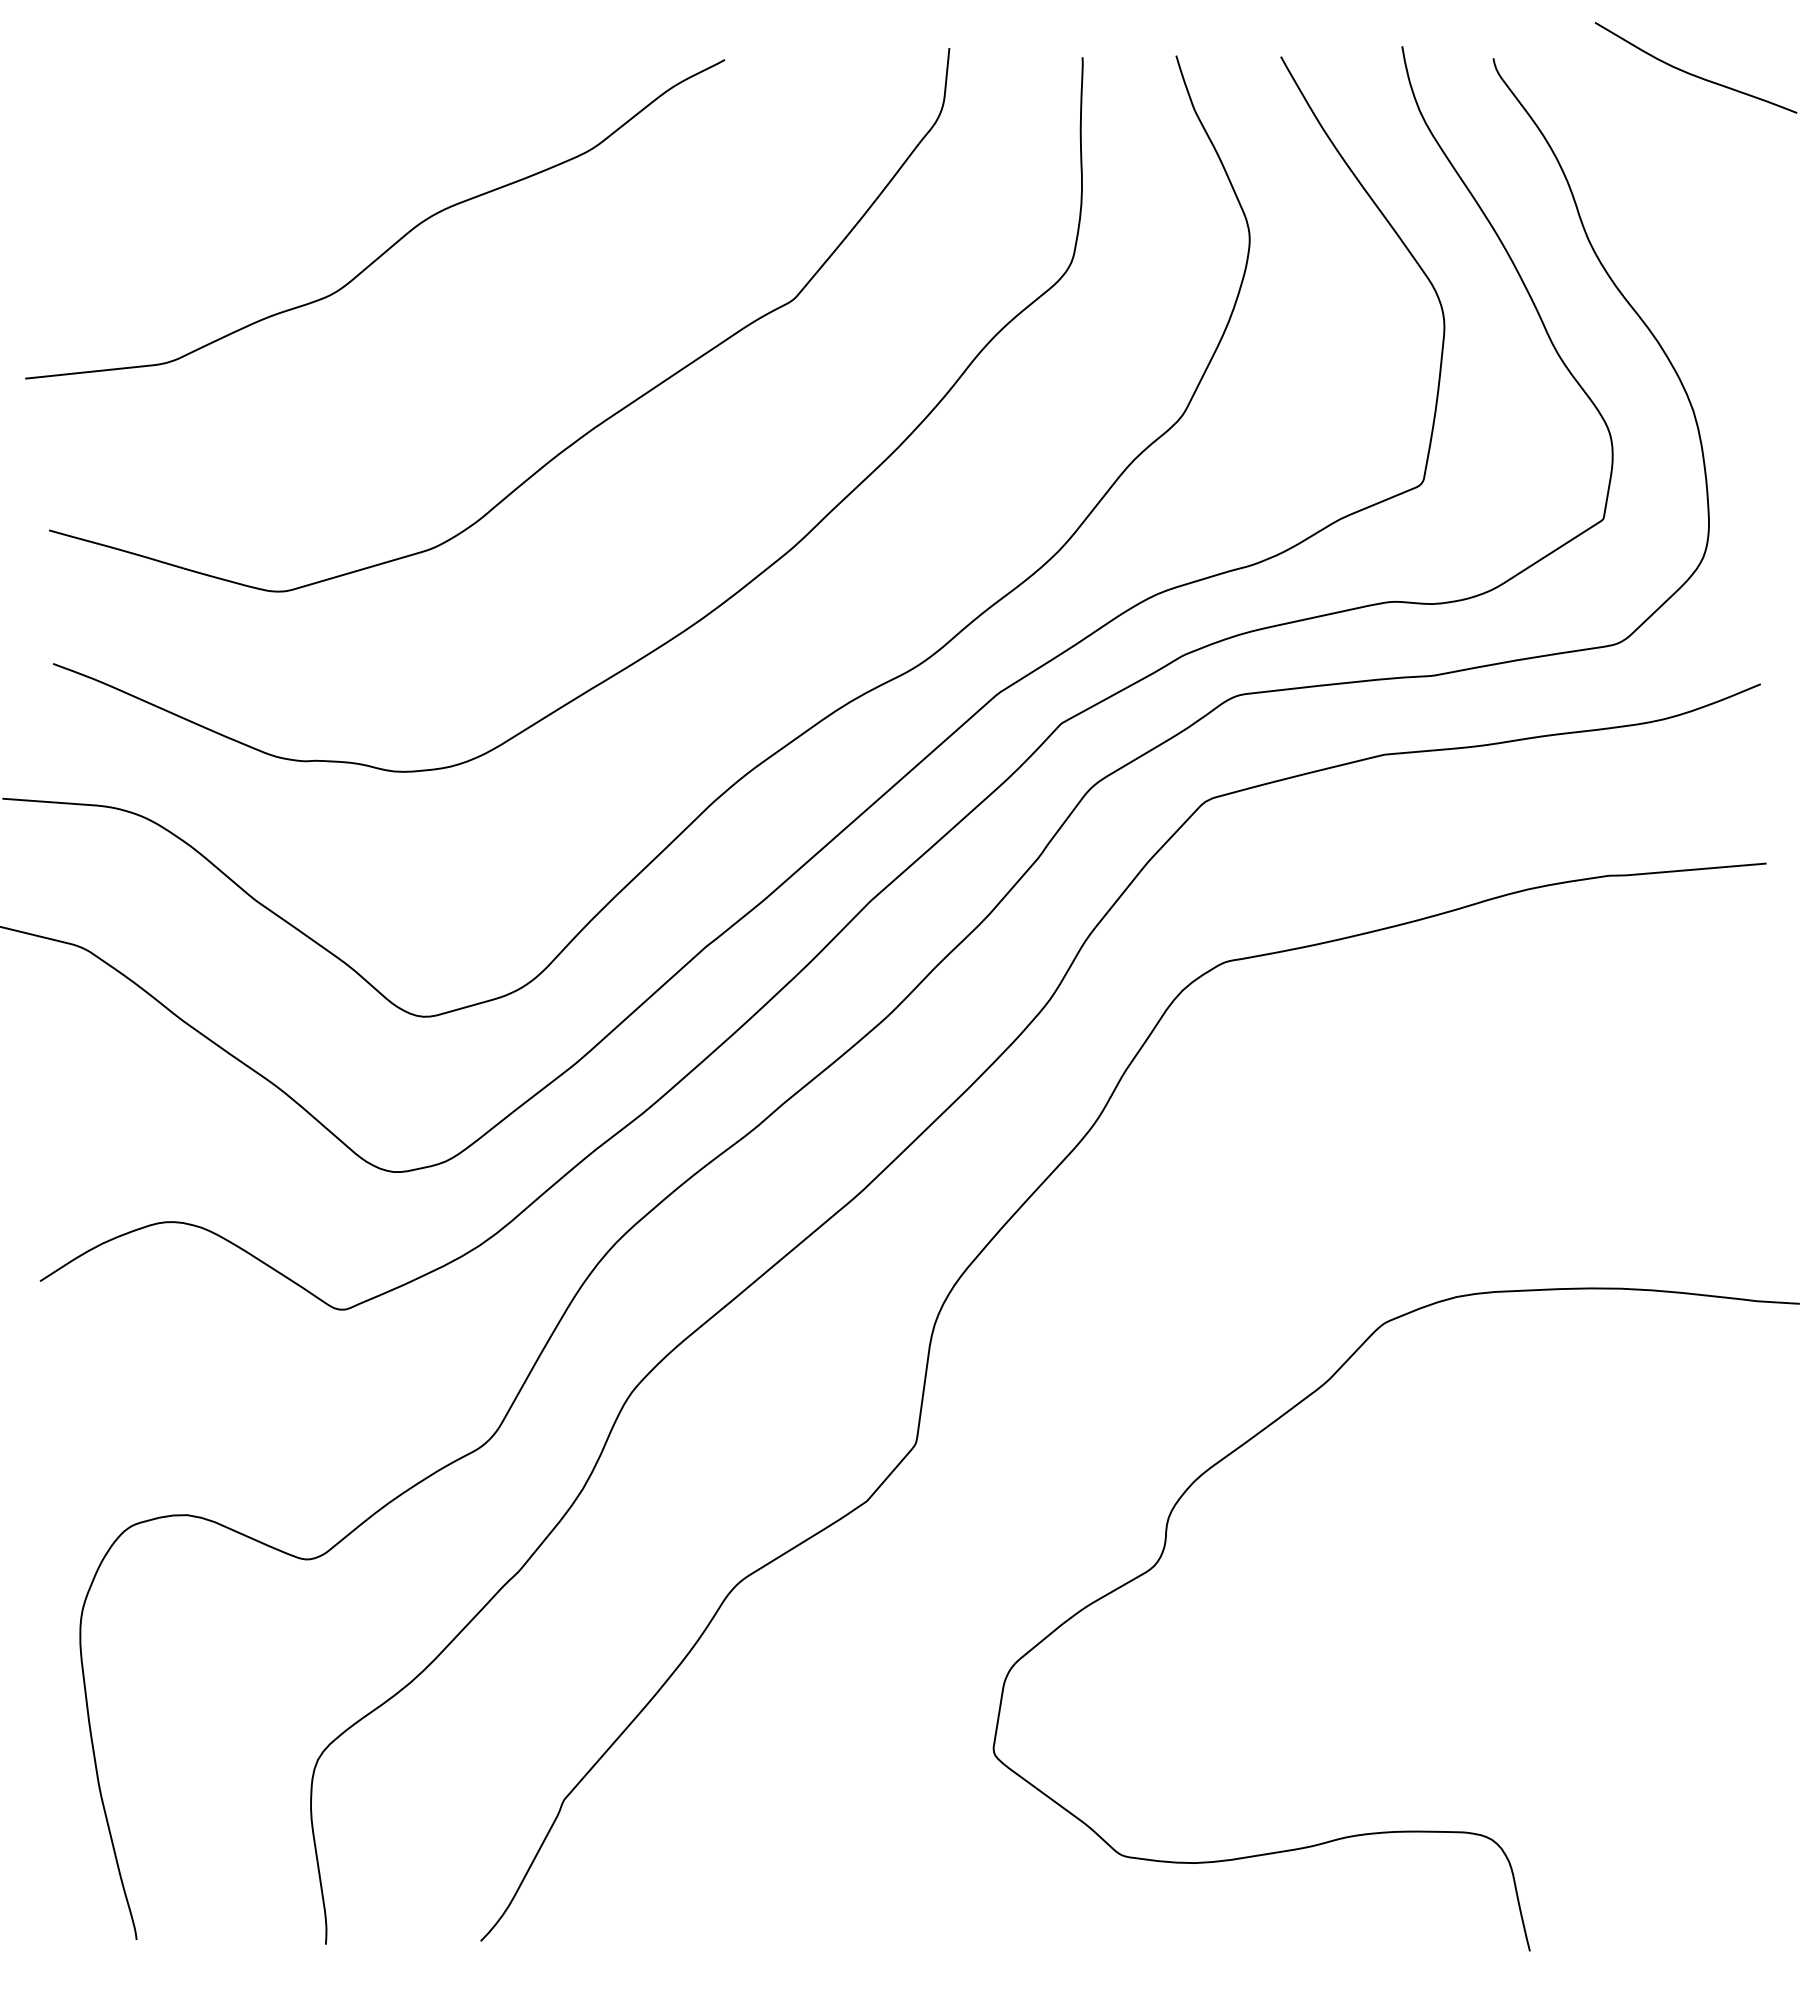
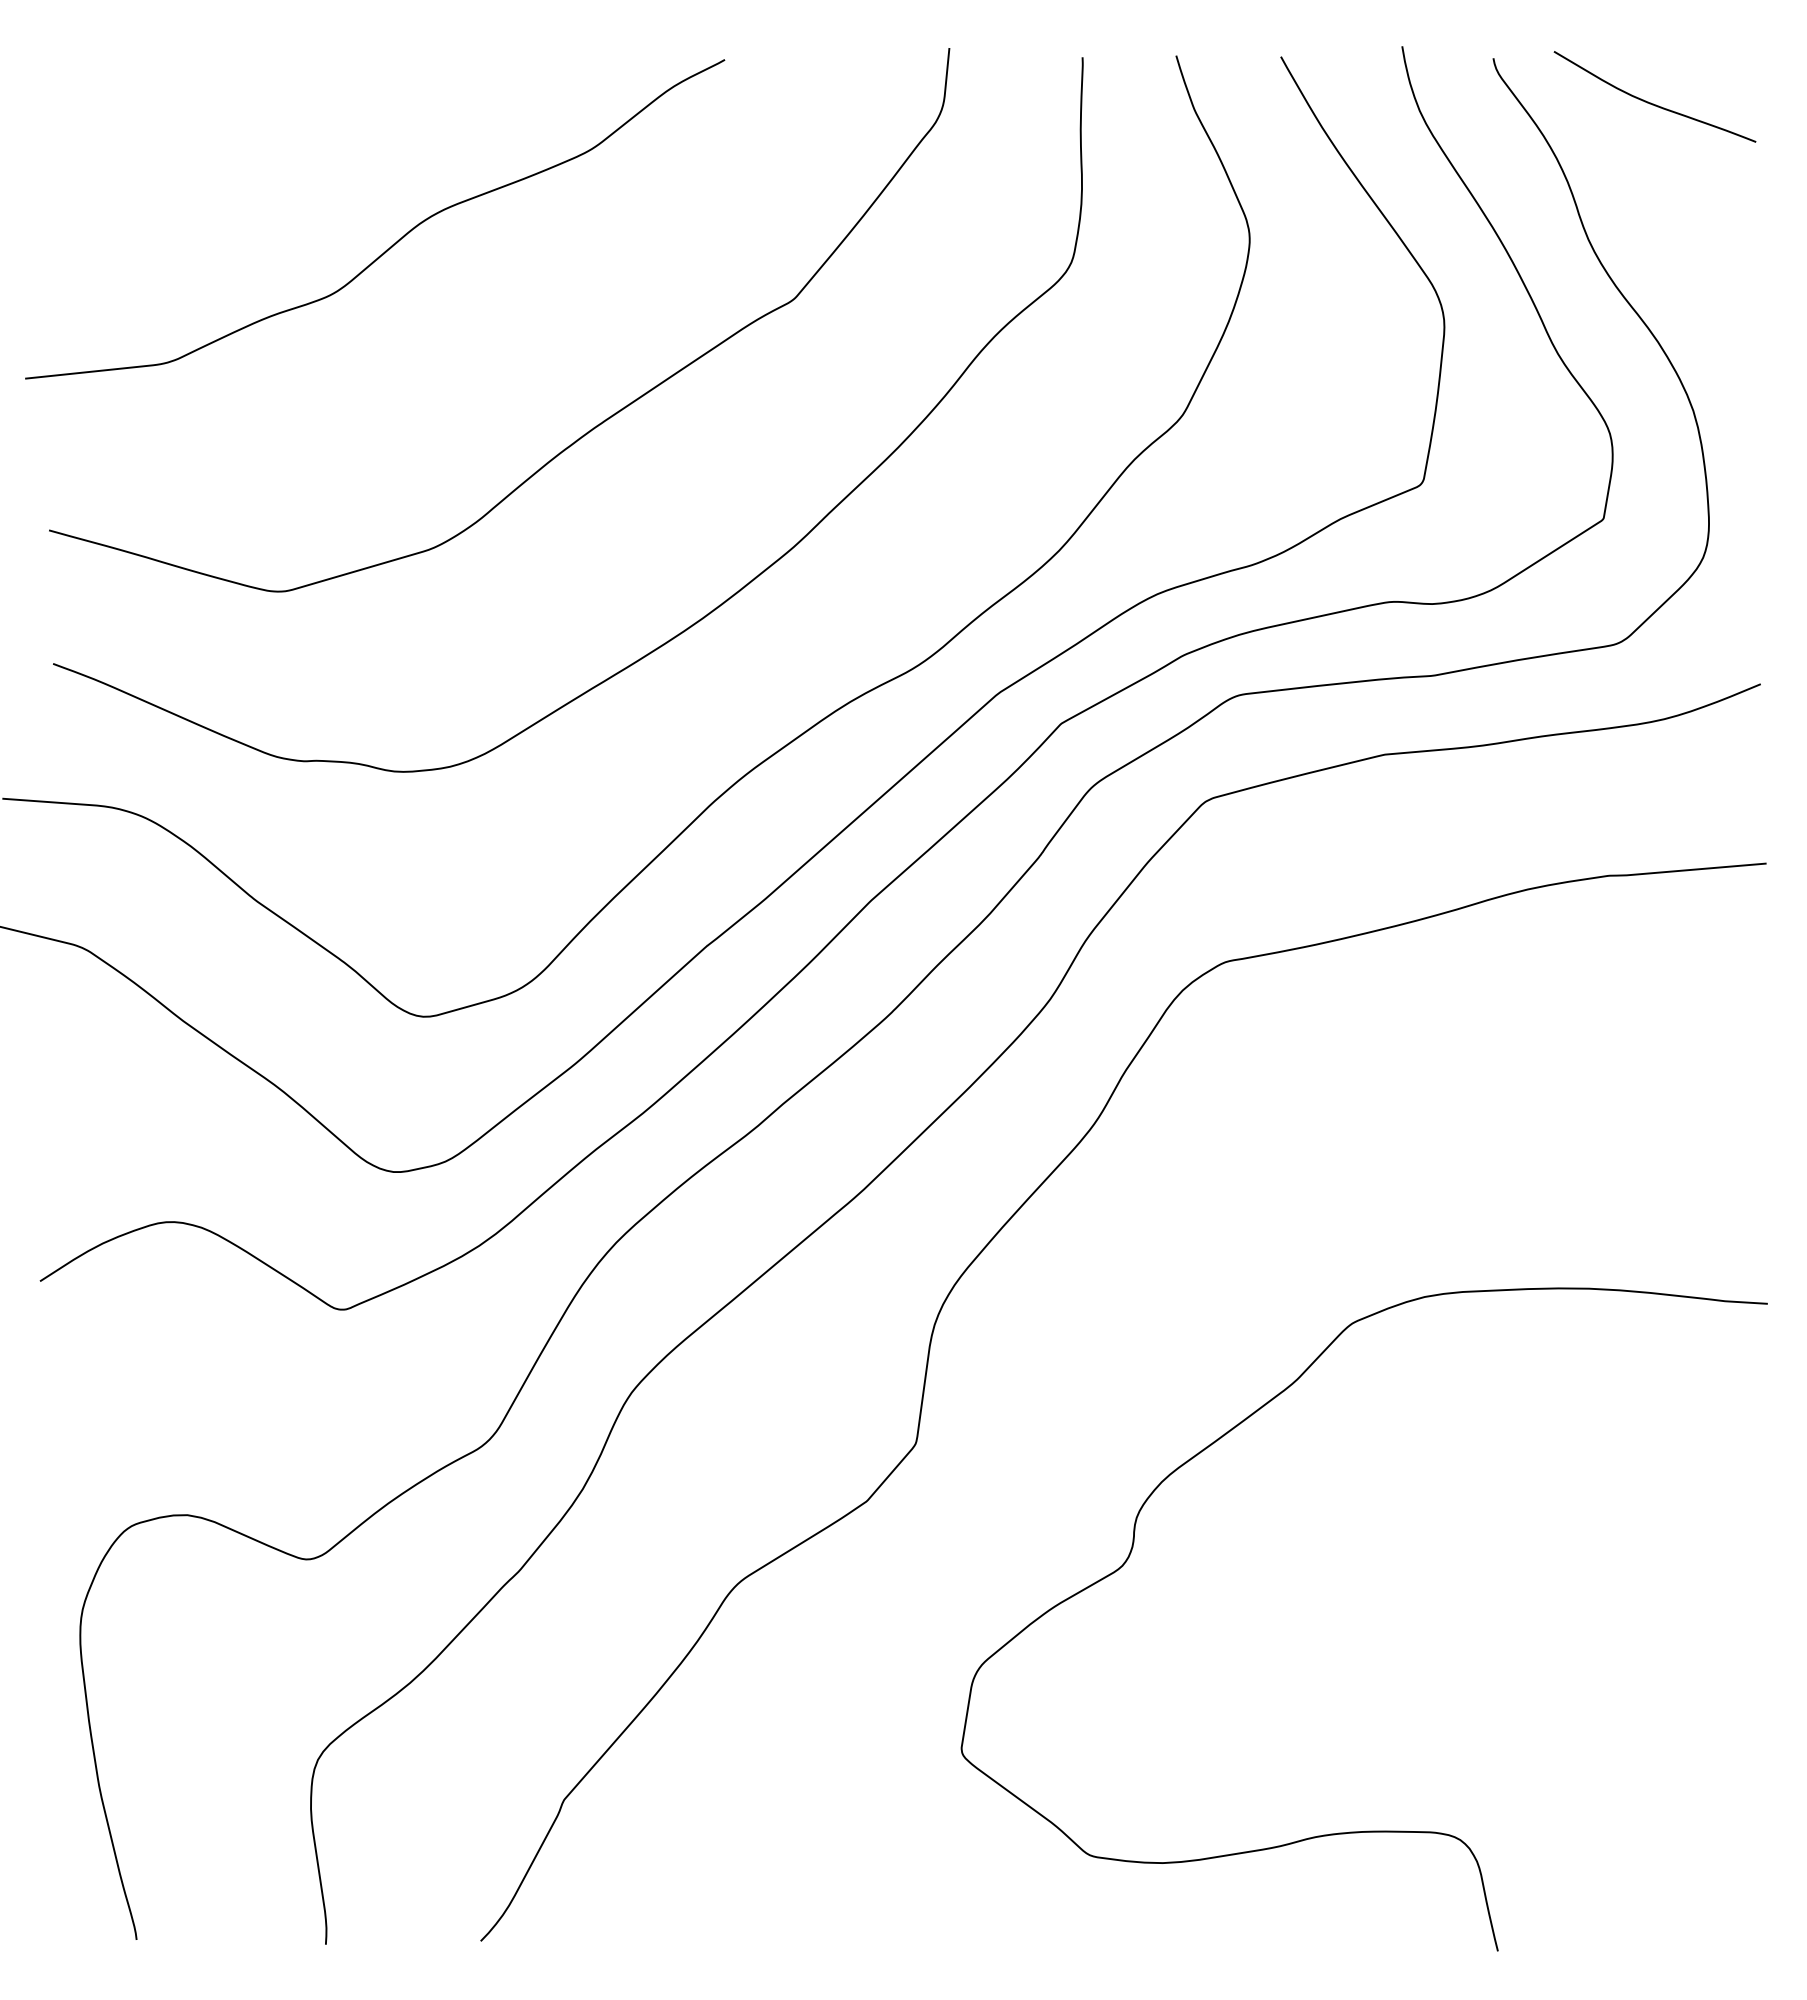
curve position: (1692, 73) -> (1651, 102) (1651, 102)
curve position: (1399, 1830) -> (1367, 1830) (1367, 1830)
